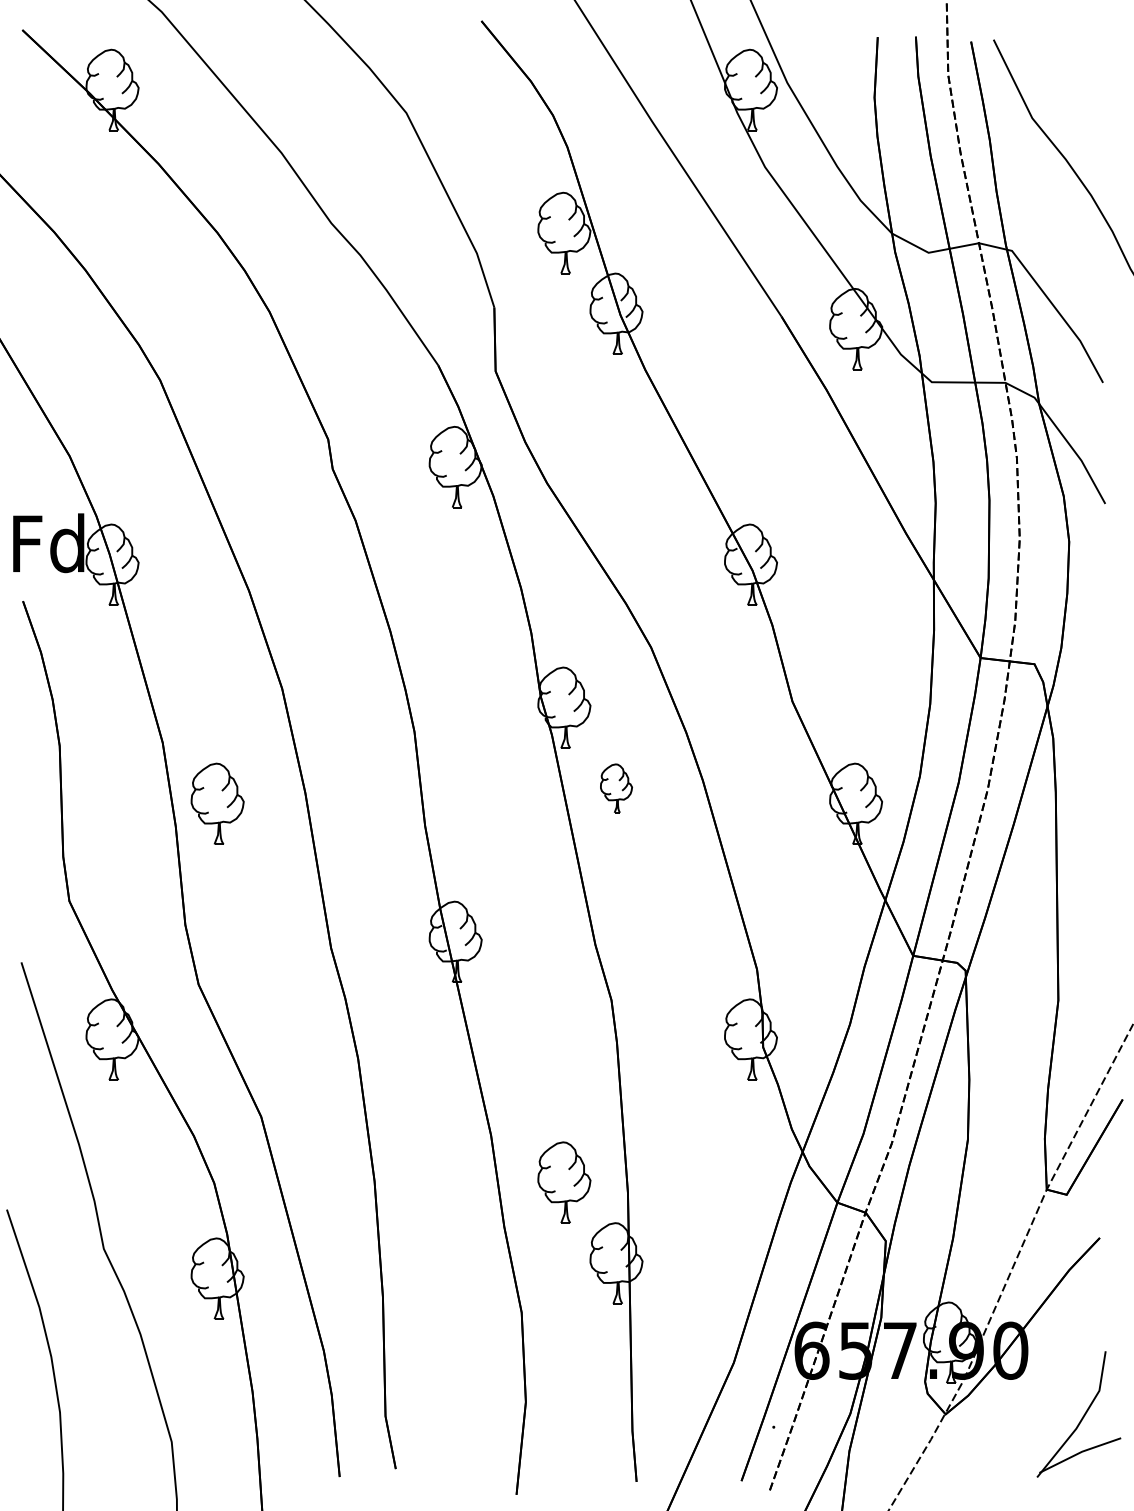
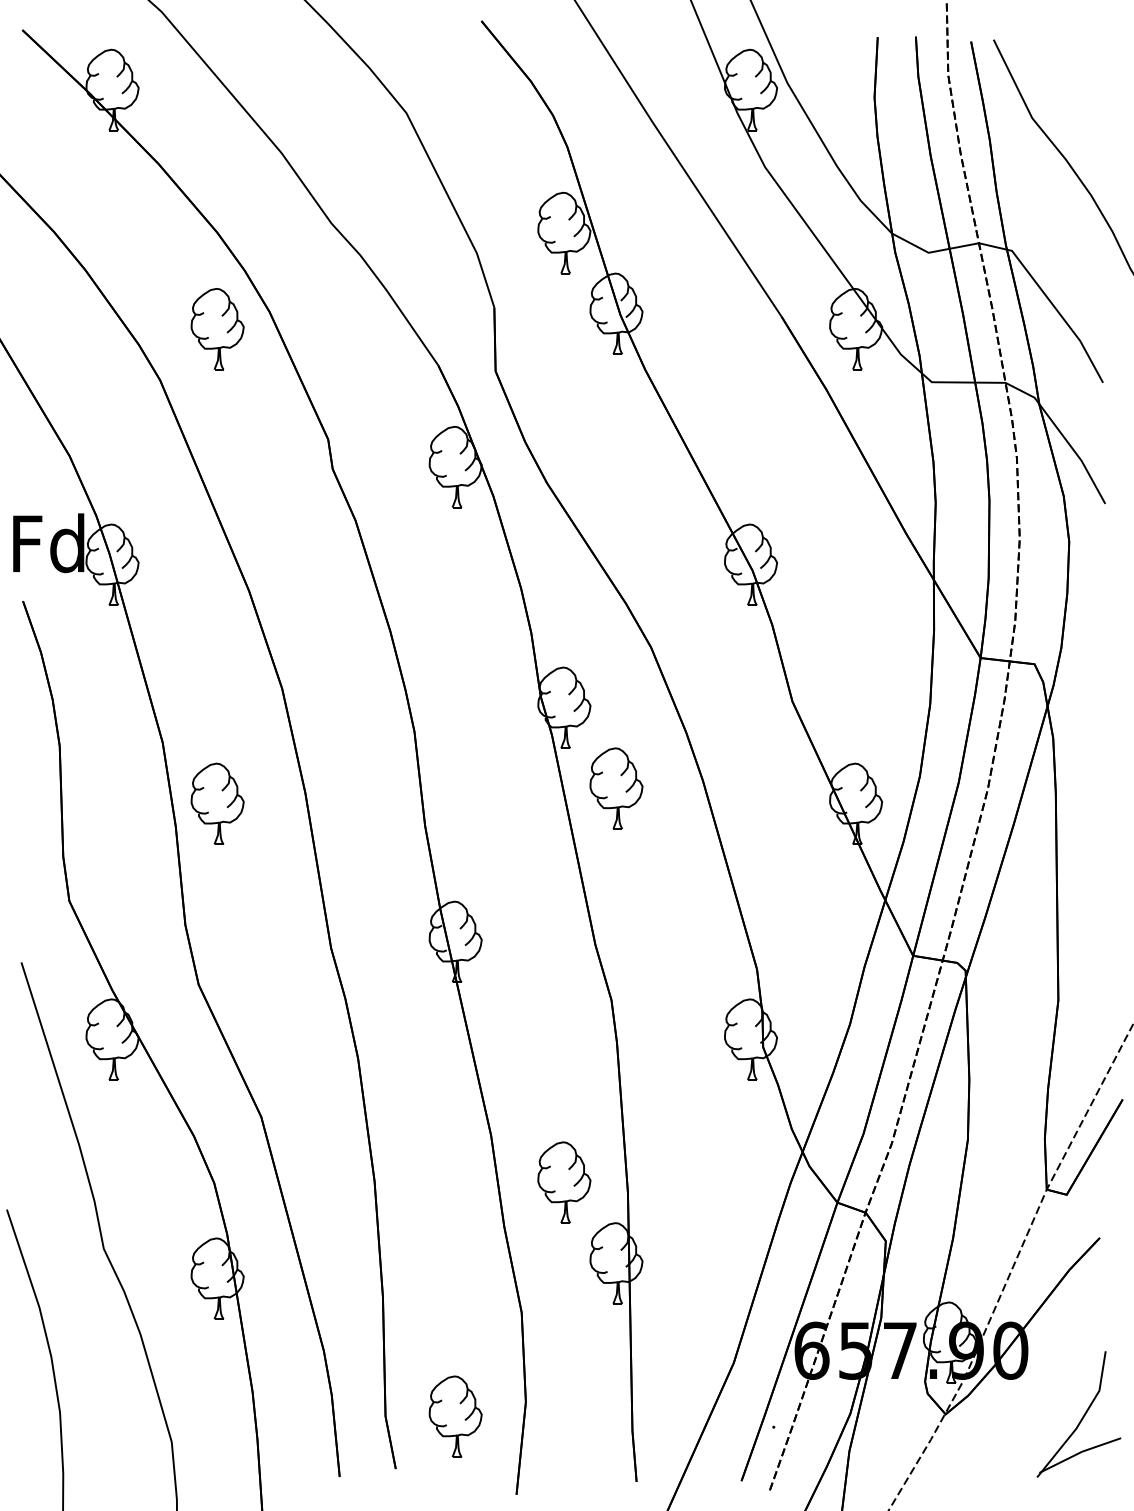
part: none -> present (217, 329)
part size: 33x51 px -> 55x83 px (616, 788)
part: none -> present (455, 1416)
